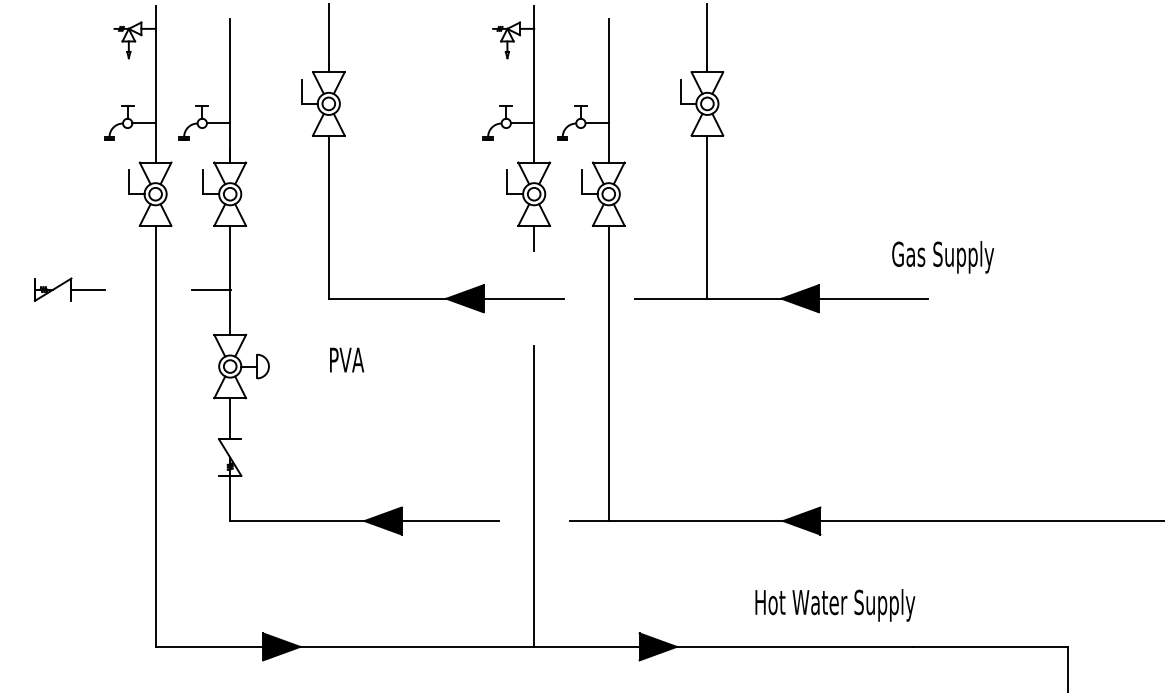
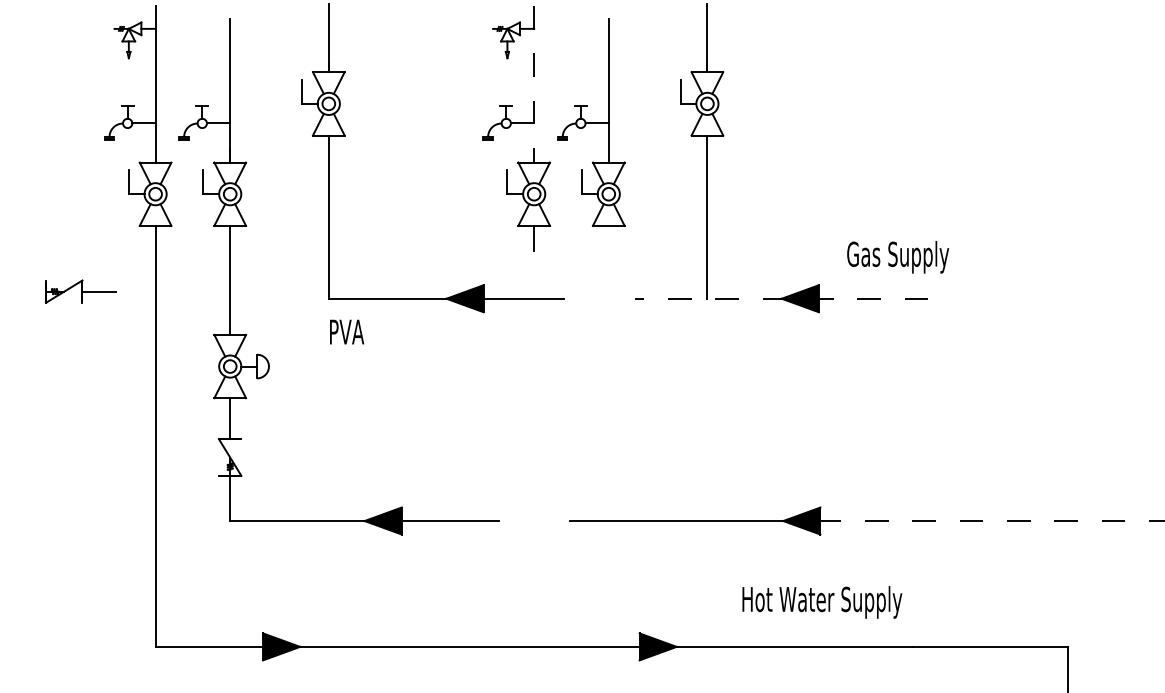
line: solid -> dashed (534, 84)
text position: (943, 257) -> (898, 257) (898, 257)
part position: (69, 289) -> (80, 291) (80, 291)
line: present -> none (210, 289)
line: solid -> dashed (781, 298)
text position: (347, 359) -> (347, 331) (347, 331)
line: present -> none (608, 373)
line: present -> none (534, 496)
line: solid -> dashed (973, 521)
text position: (835, 605) -> (822, 602) (822, 602)
